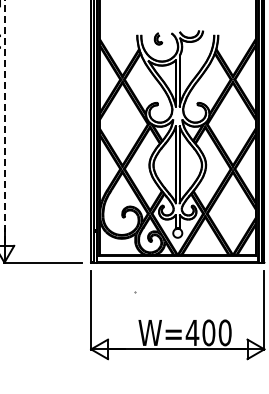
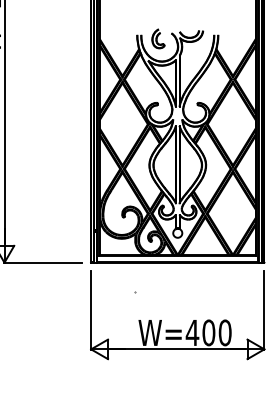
part size: 11x14 px -> 15x22 px (158, 38)
line: dashed -> solid (4, 121)
